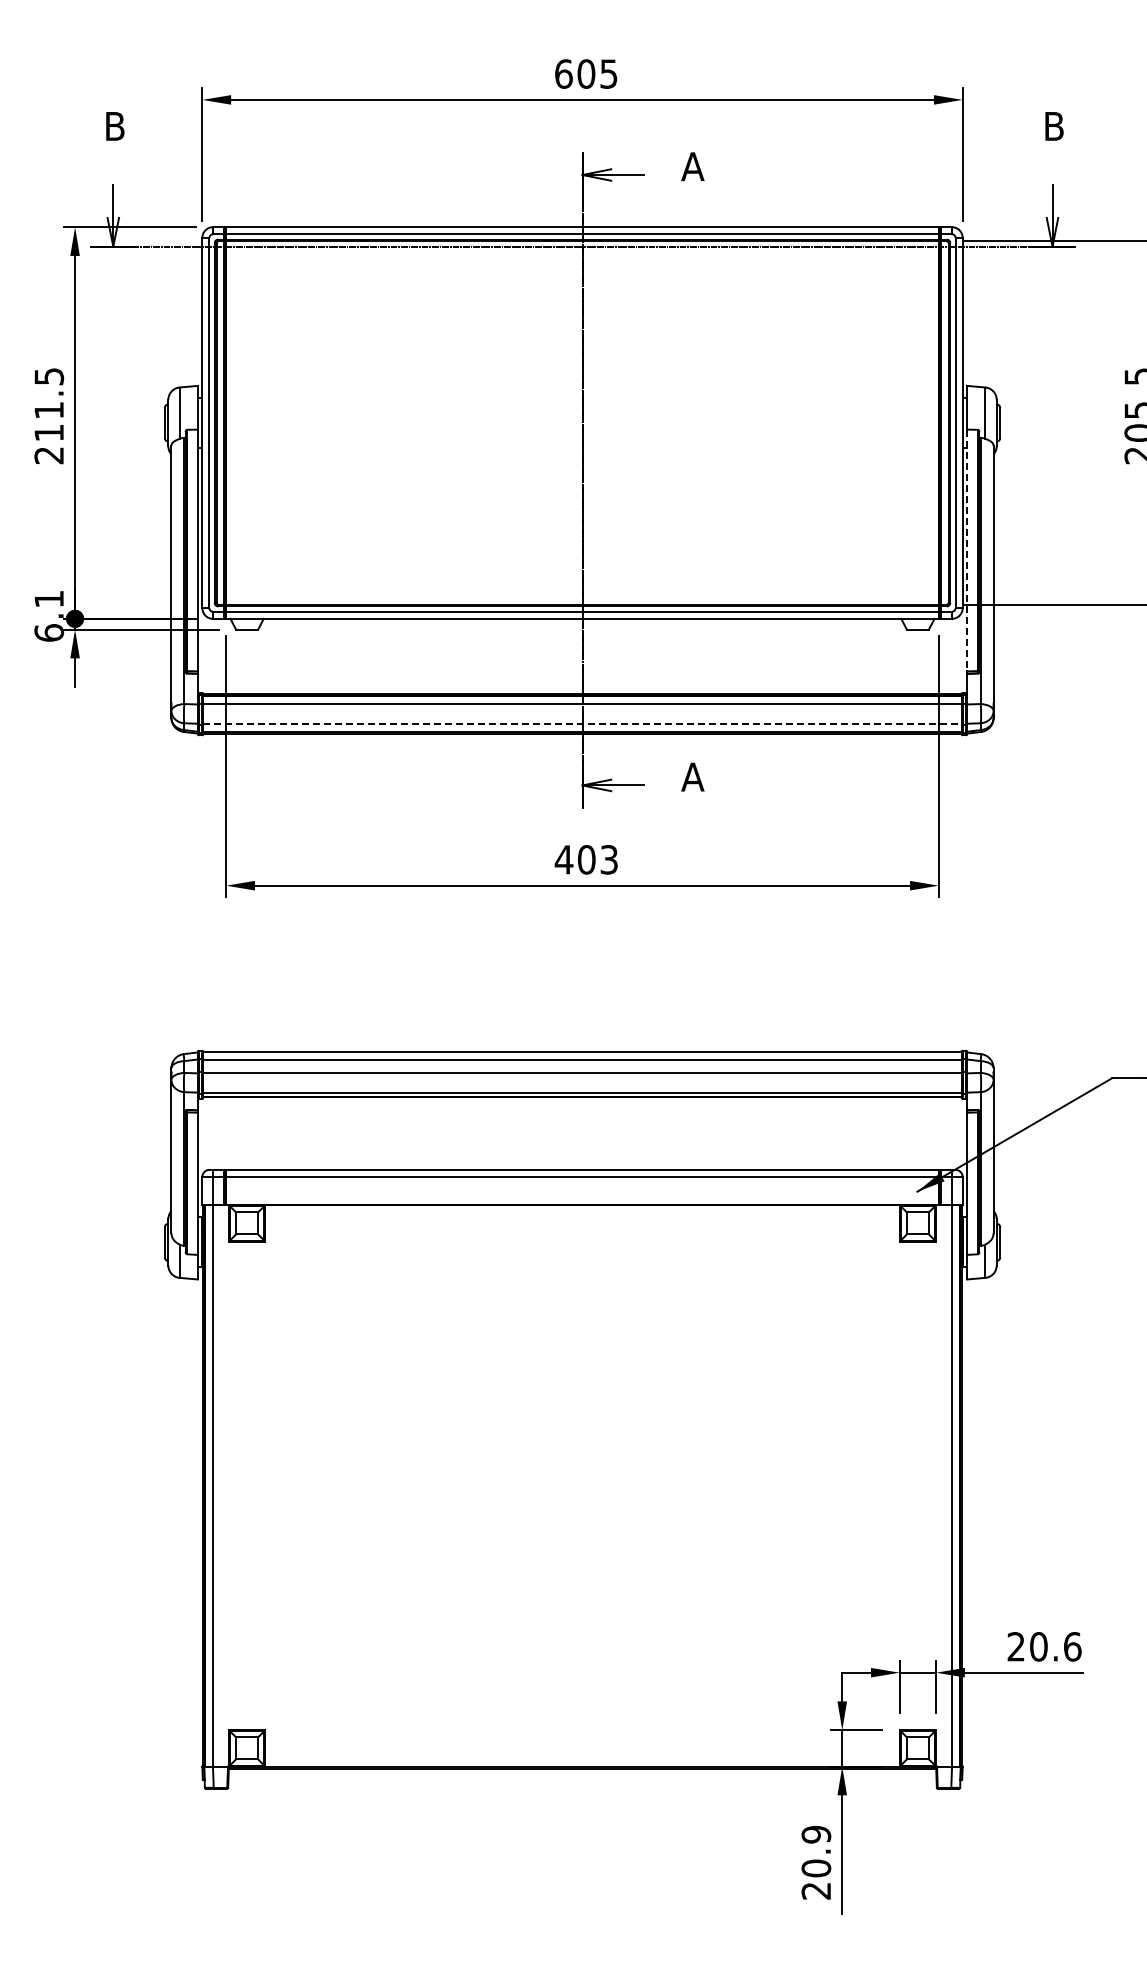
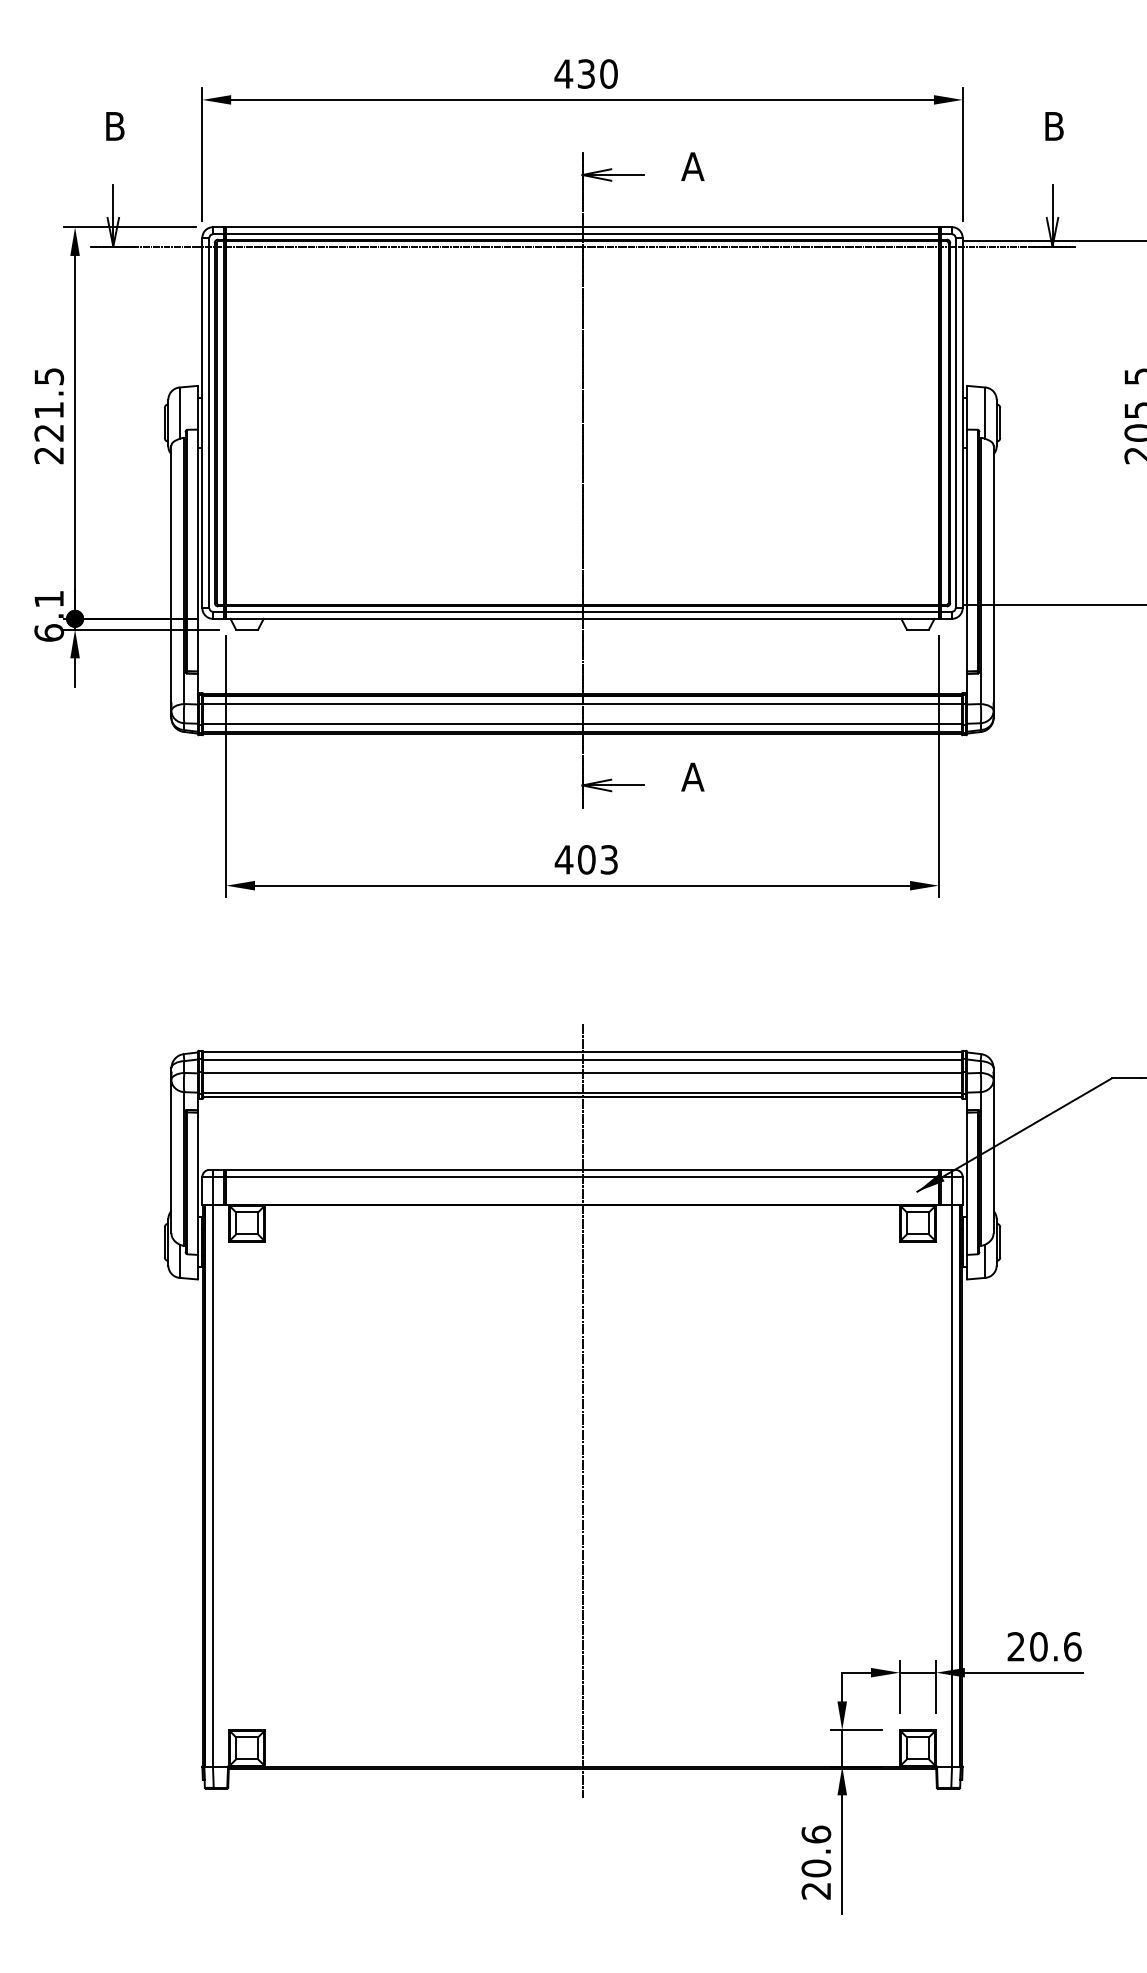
text: 605 -> 430 (585, 73)
text: 211.5 -> 221.5 (48, 433)
line: dashed -> solid (967, 550)
line: dashed -> solid (583, 723)
line: none -> present (582, 1410)
text: 20.9 -> 20.6 (816, 1834)
